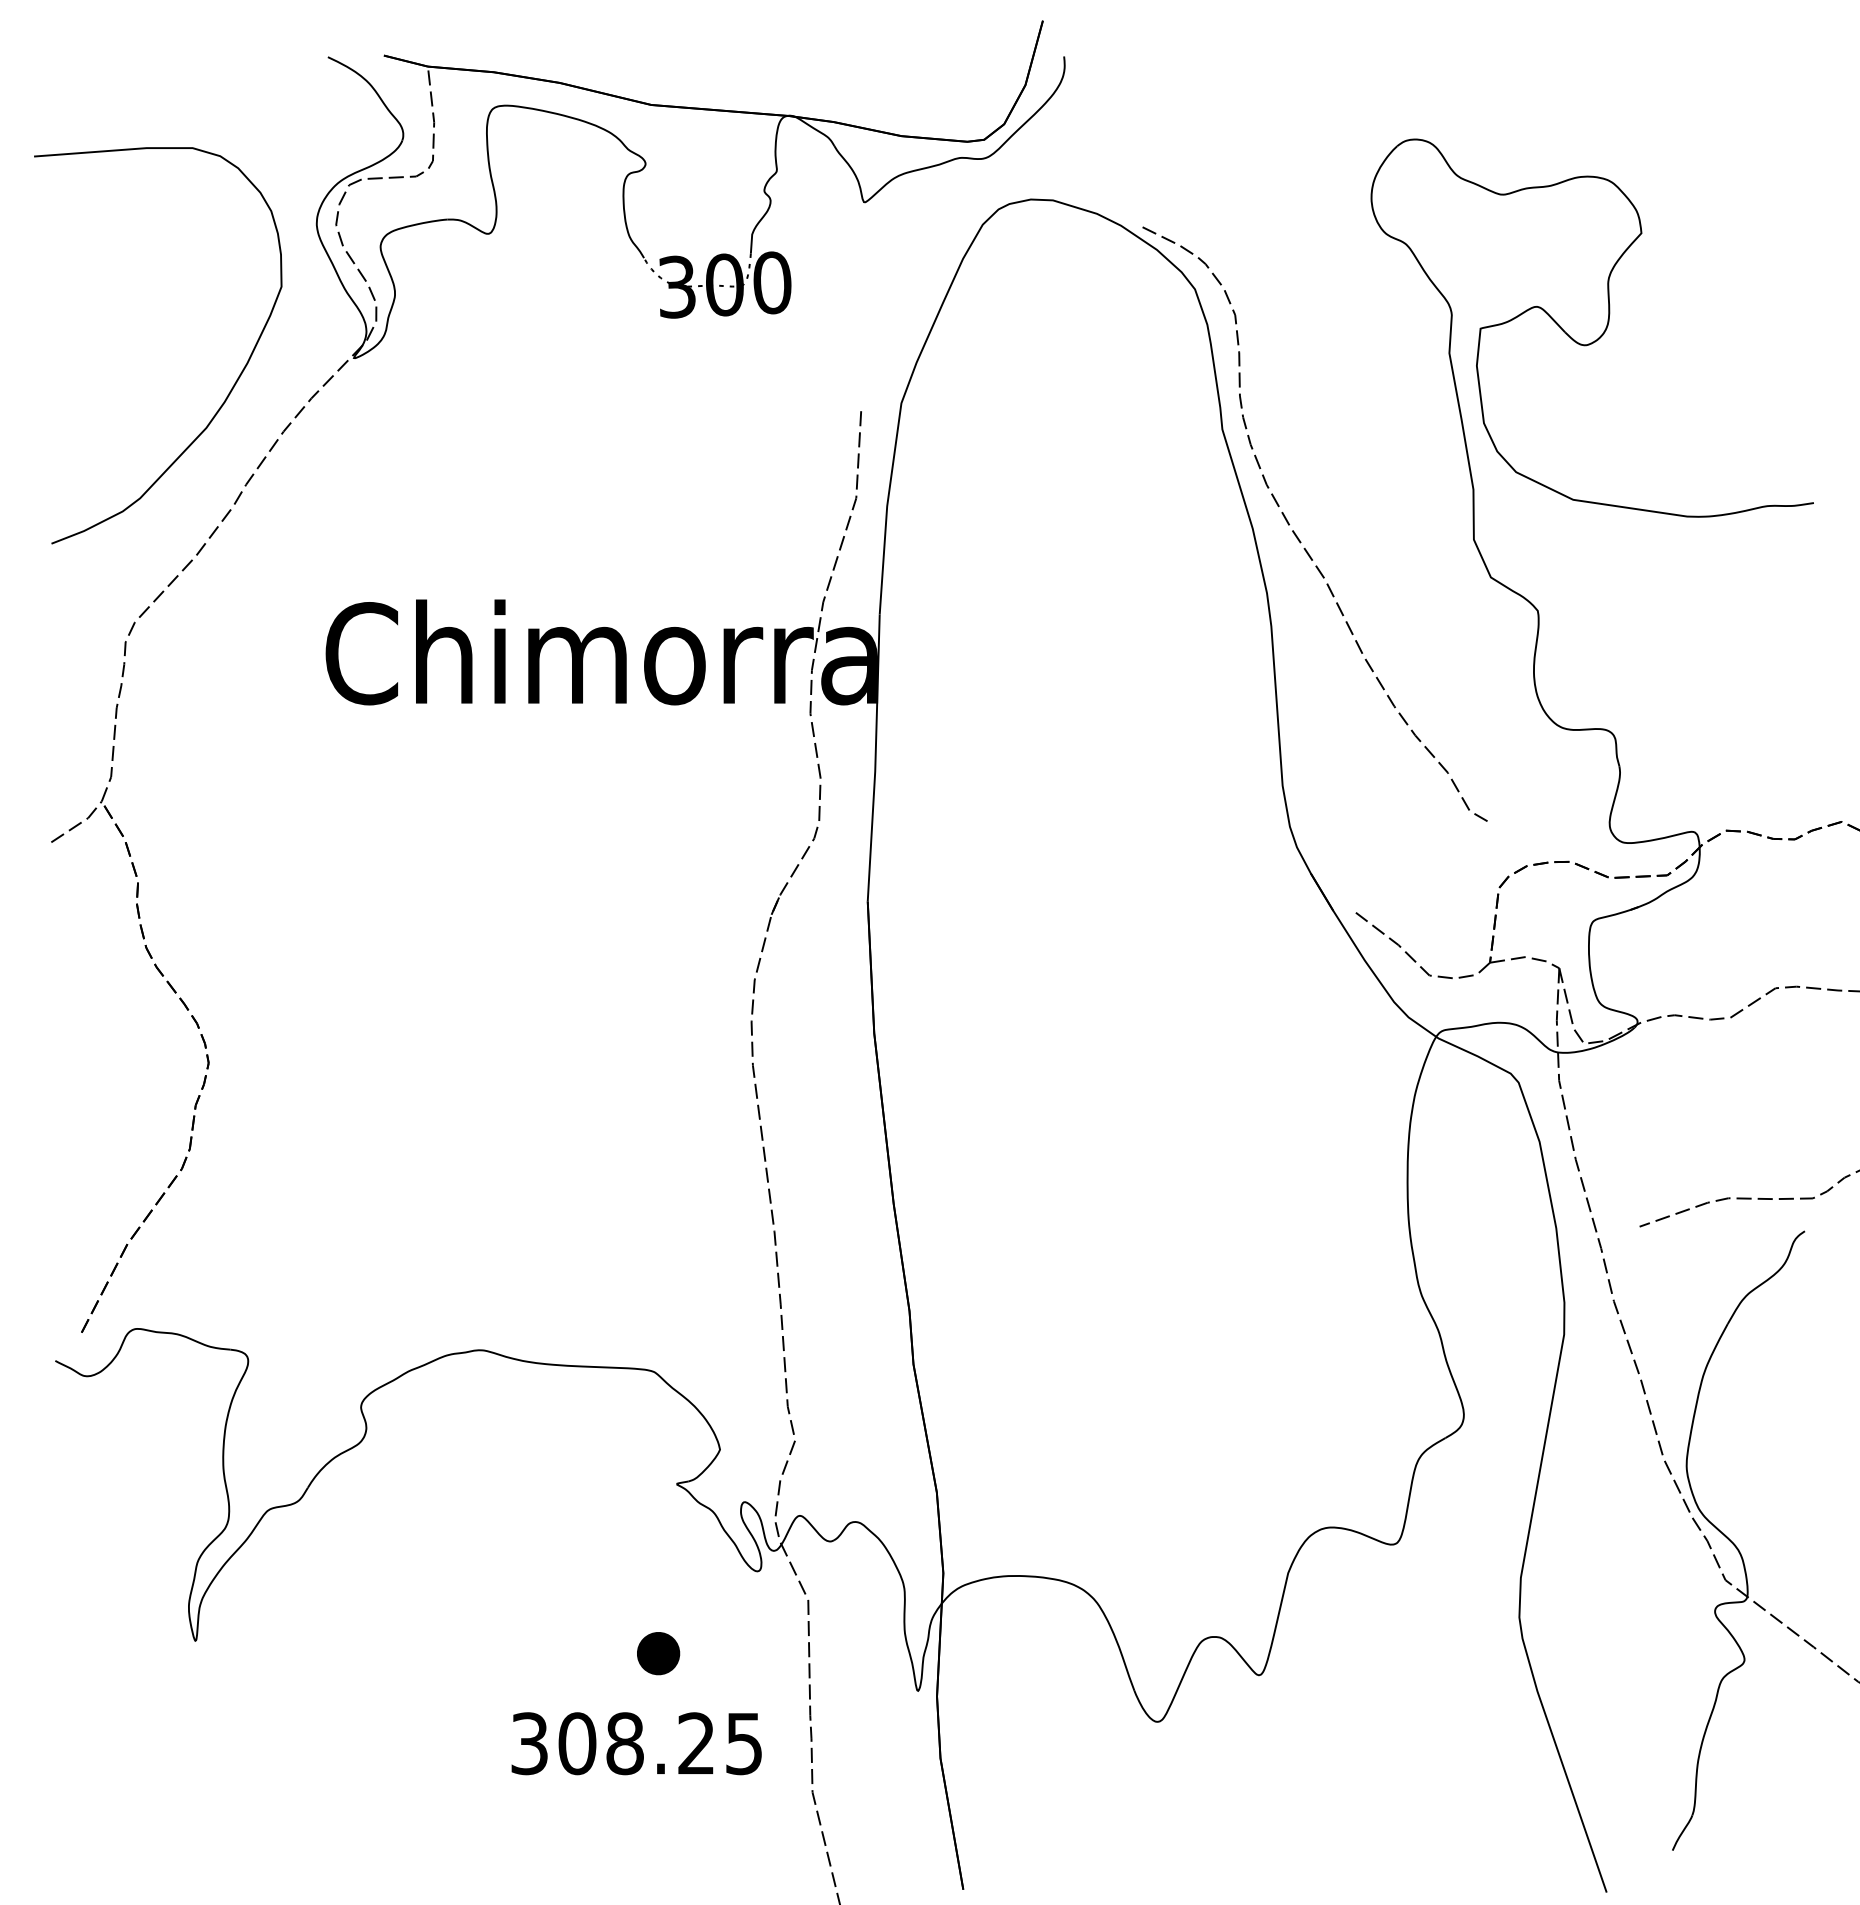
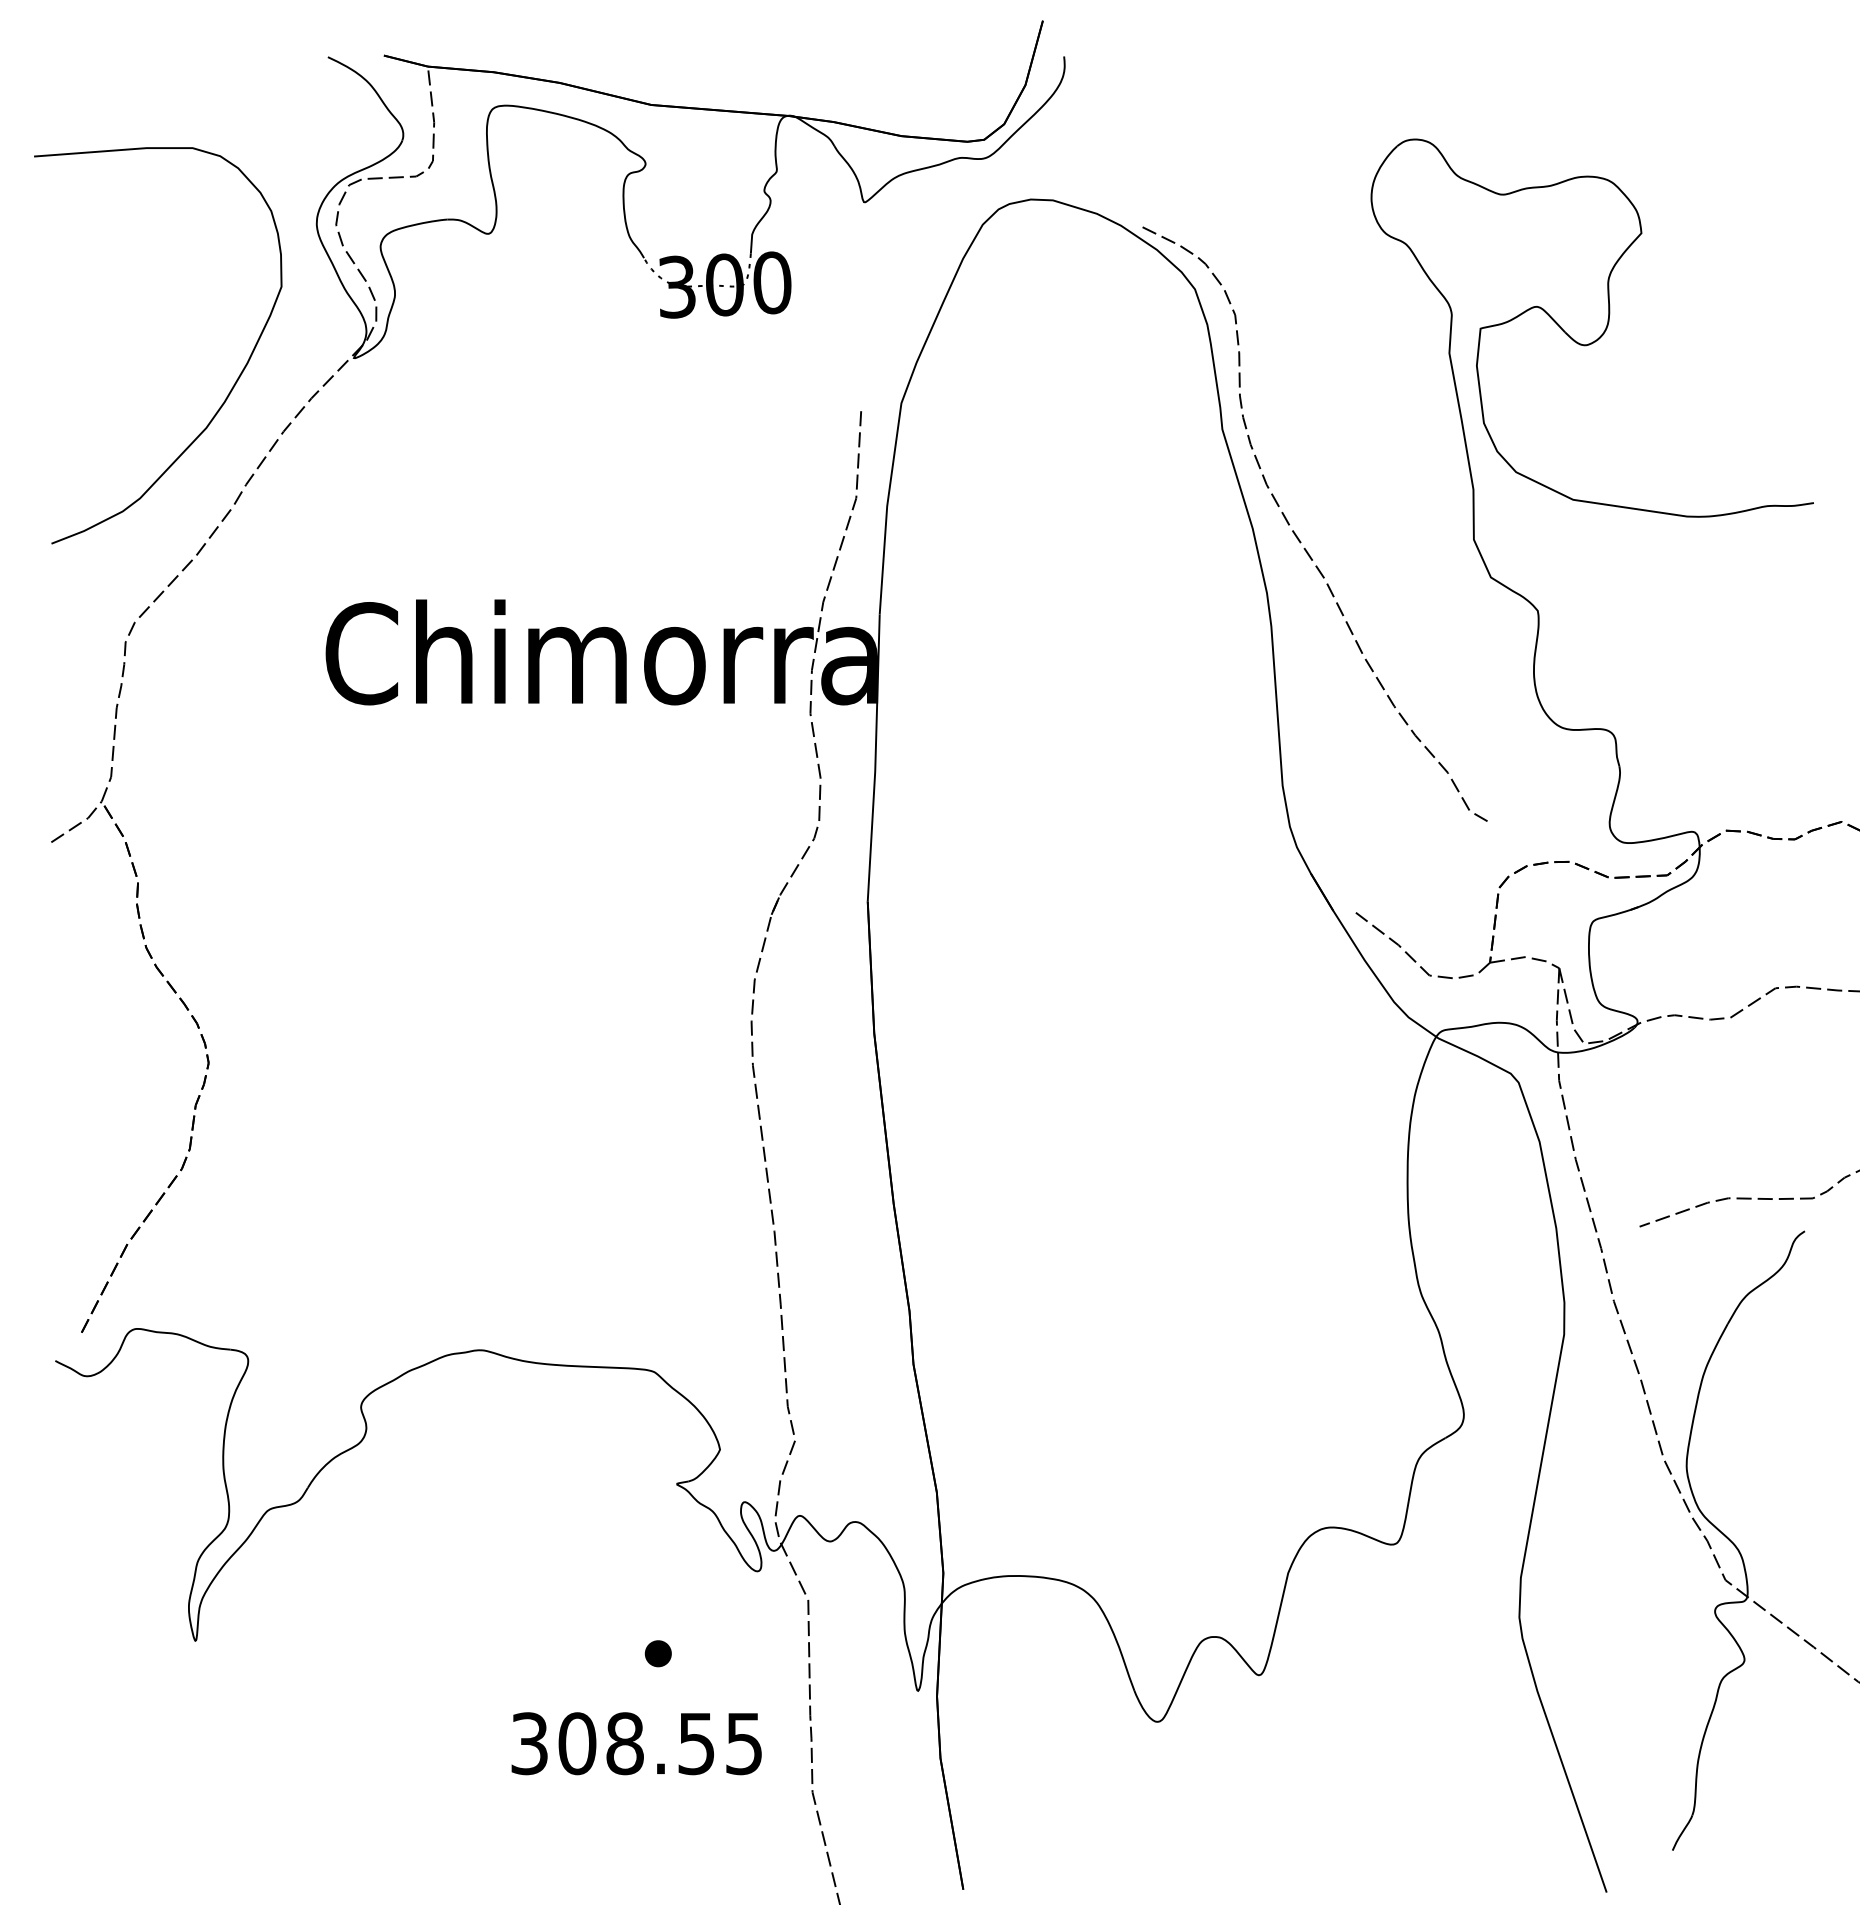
part size: 44x44 px -> 28x28 px (657, 1653)
text: 308.25 -> 308.55 (696, 1743)
